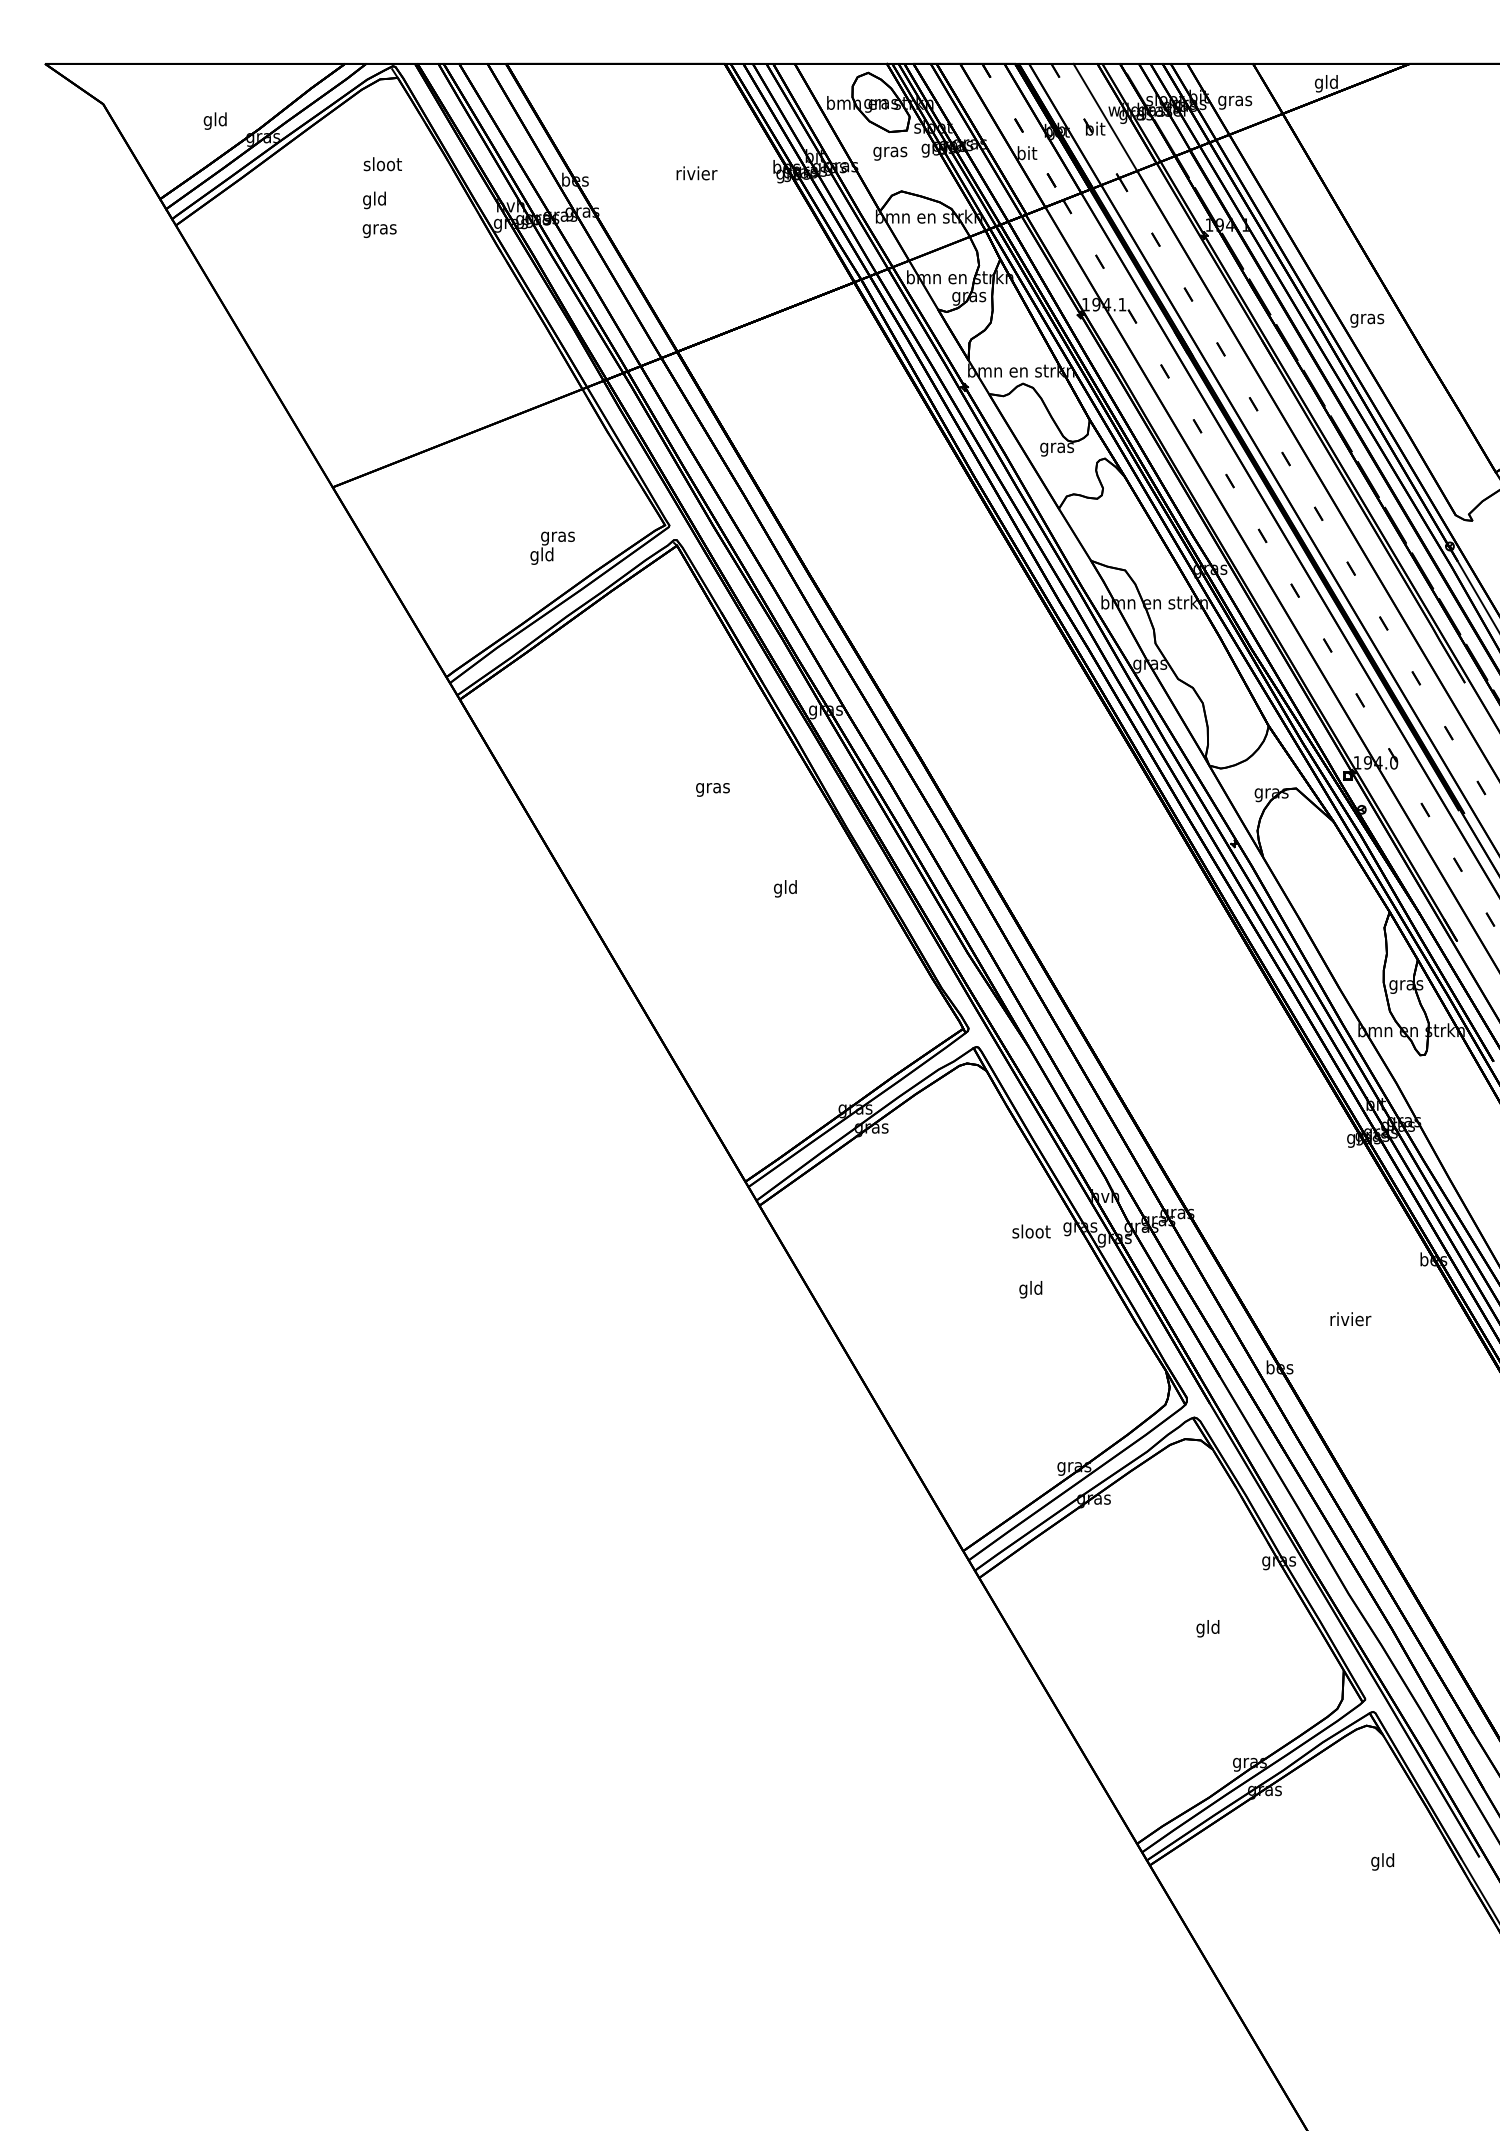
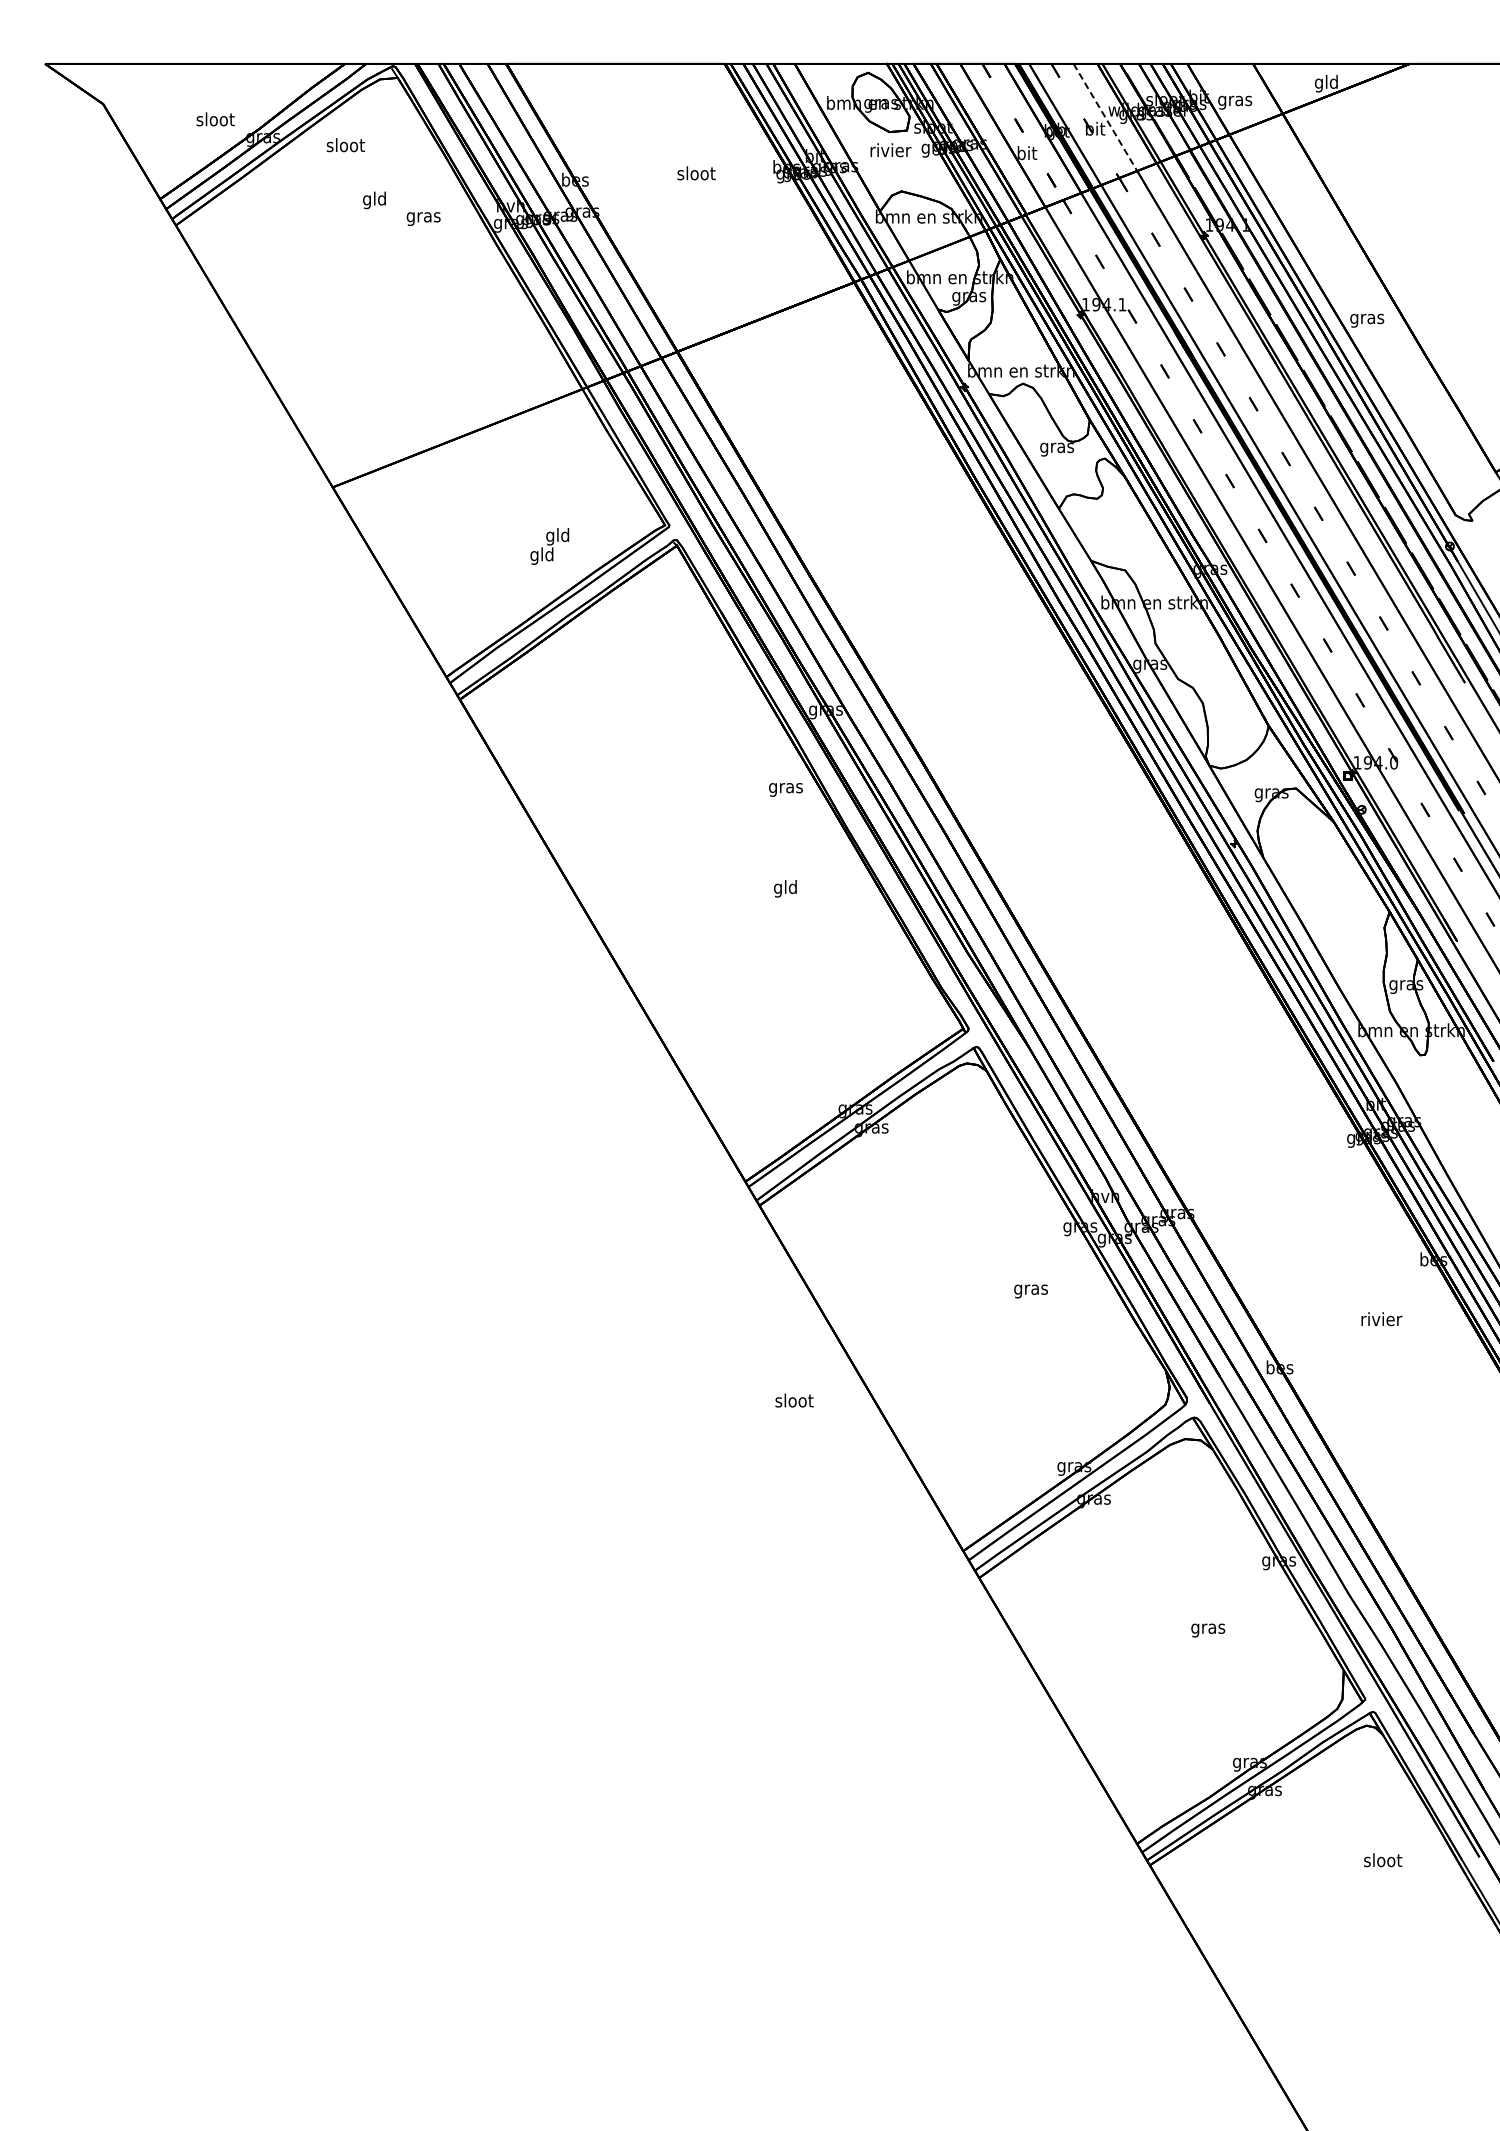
line: solid -> dashed (1105, 117)
text: gld -> sloot (215, 120)
text: gras -> rivier (890, 151)
text position: (382, 164) -> (345, 145) (345, 145)
text: rivier -> sloot (696, 173)
text position: (379, 230) -> (423, 218) (423, 218)
text: gras -> gld (557, 536)
text position: (712, 789) -> (785, 789) (785, 789)
text position: (1031, 1231) -> (794, 1400) (794, 1400)
text: gld -> gras (1030, 1289)
text position: (1350, 1319) -> (1381, 1319) (1381, 1319)
text: gld -> gras (1208, 1628)
text: gld -> sloot (1383, 1861)
